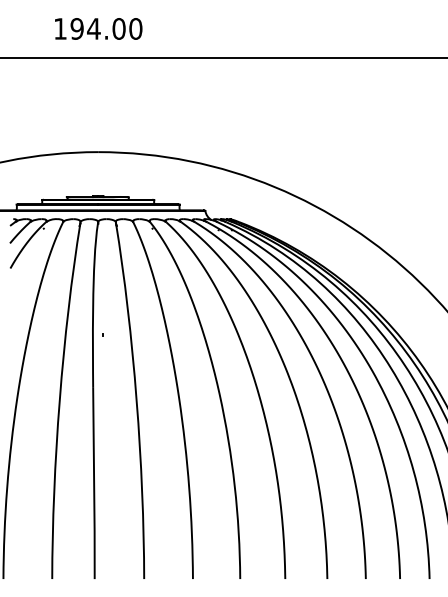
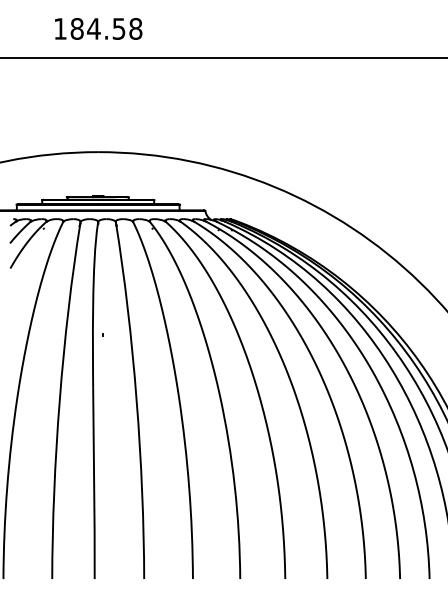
text: 194.00 -> 184.58 (106, 28)
